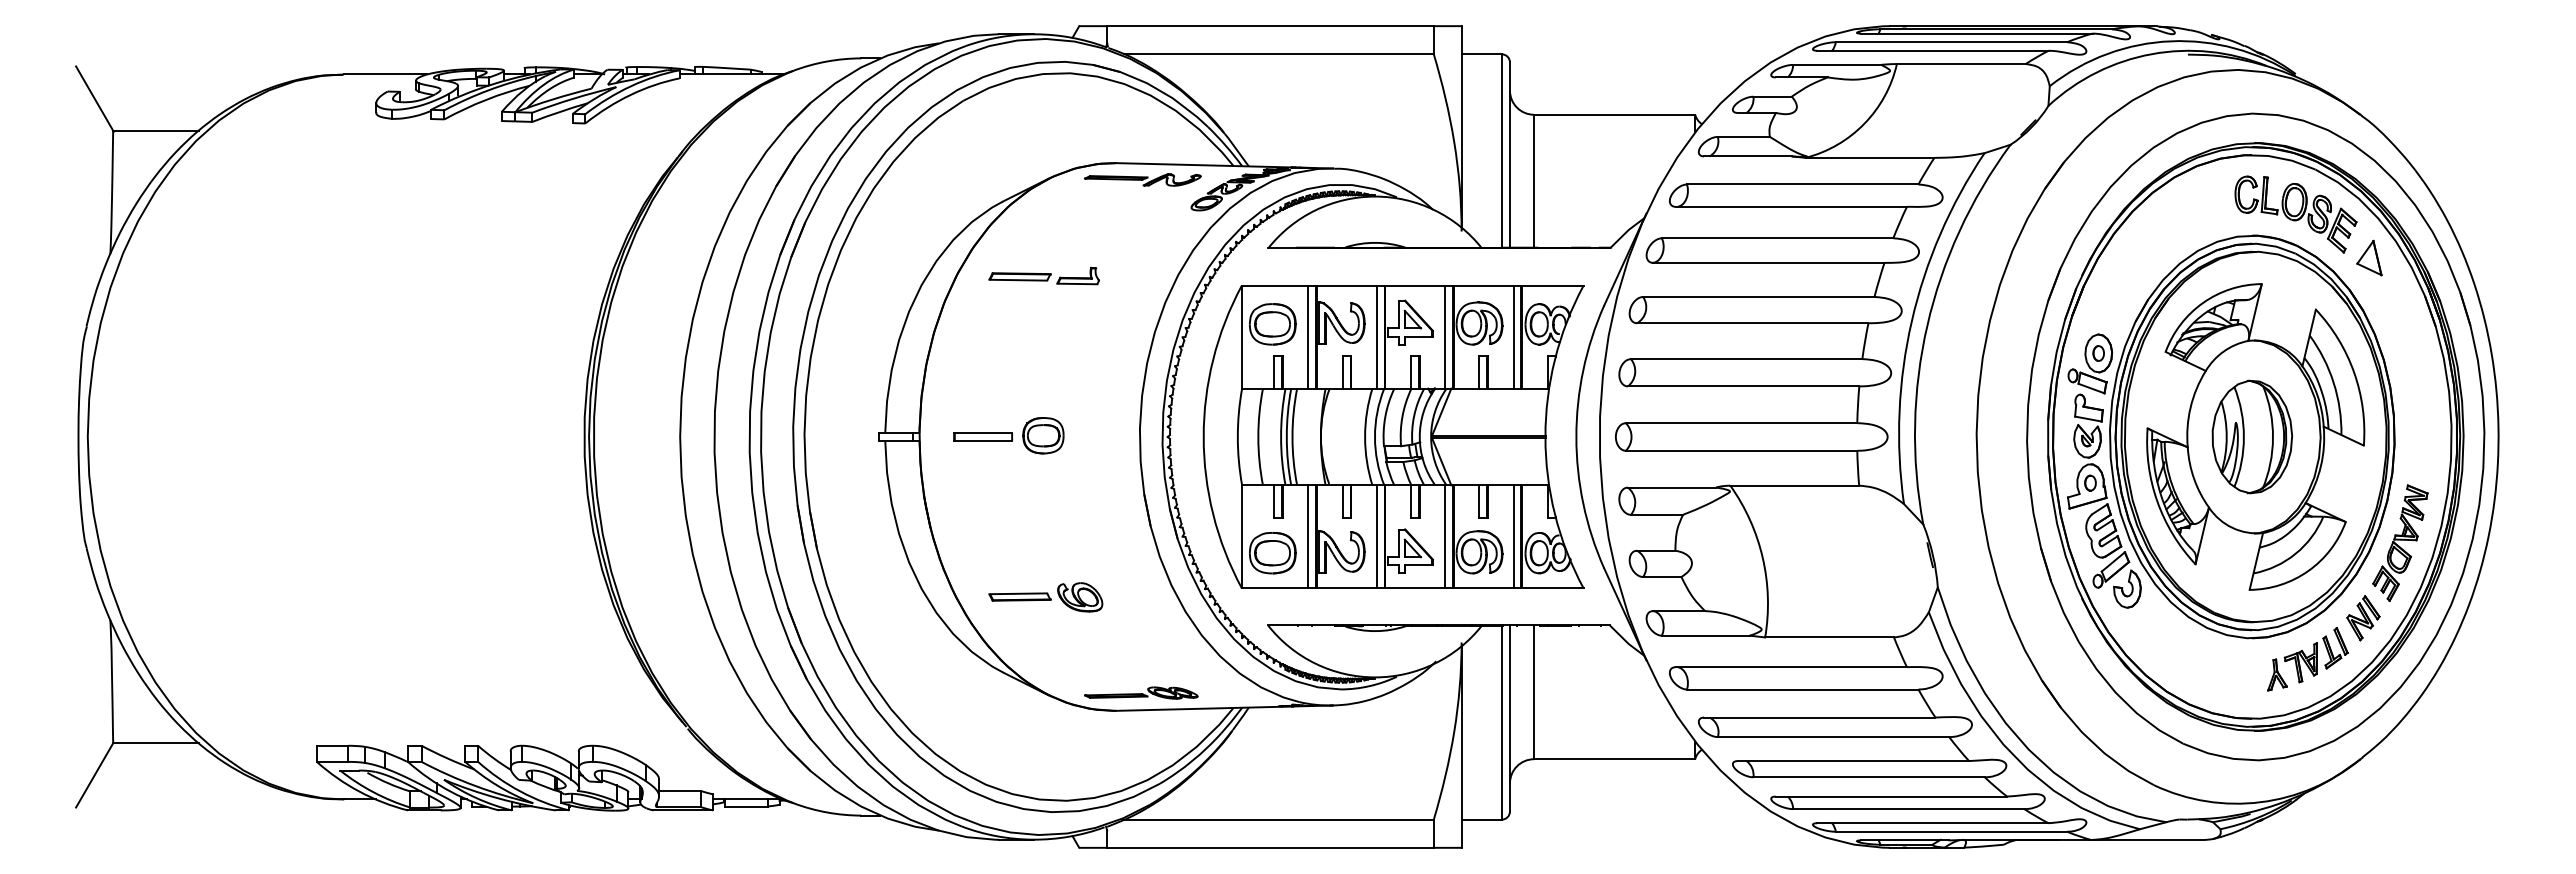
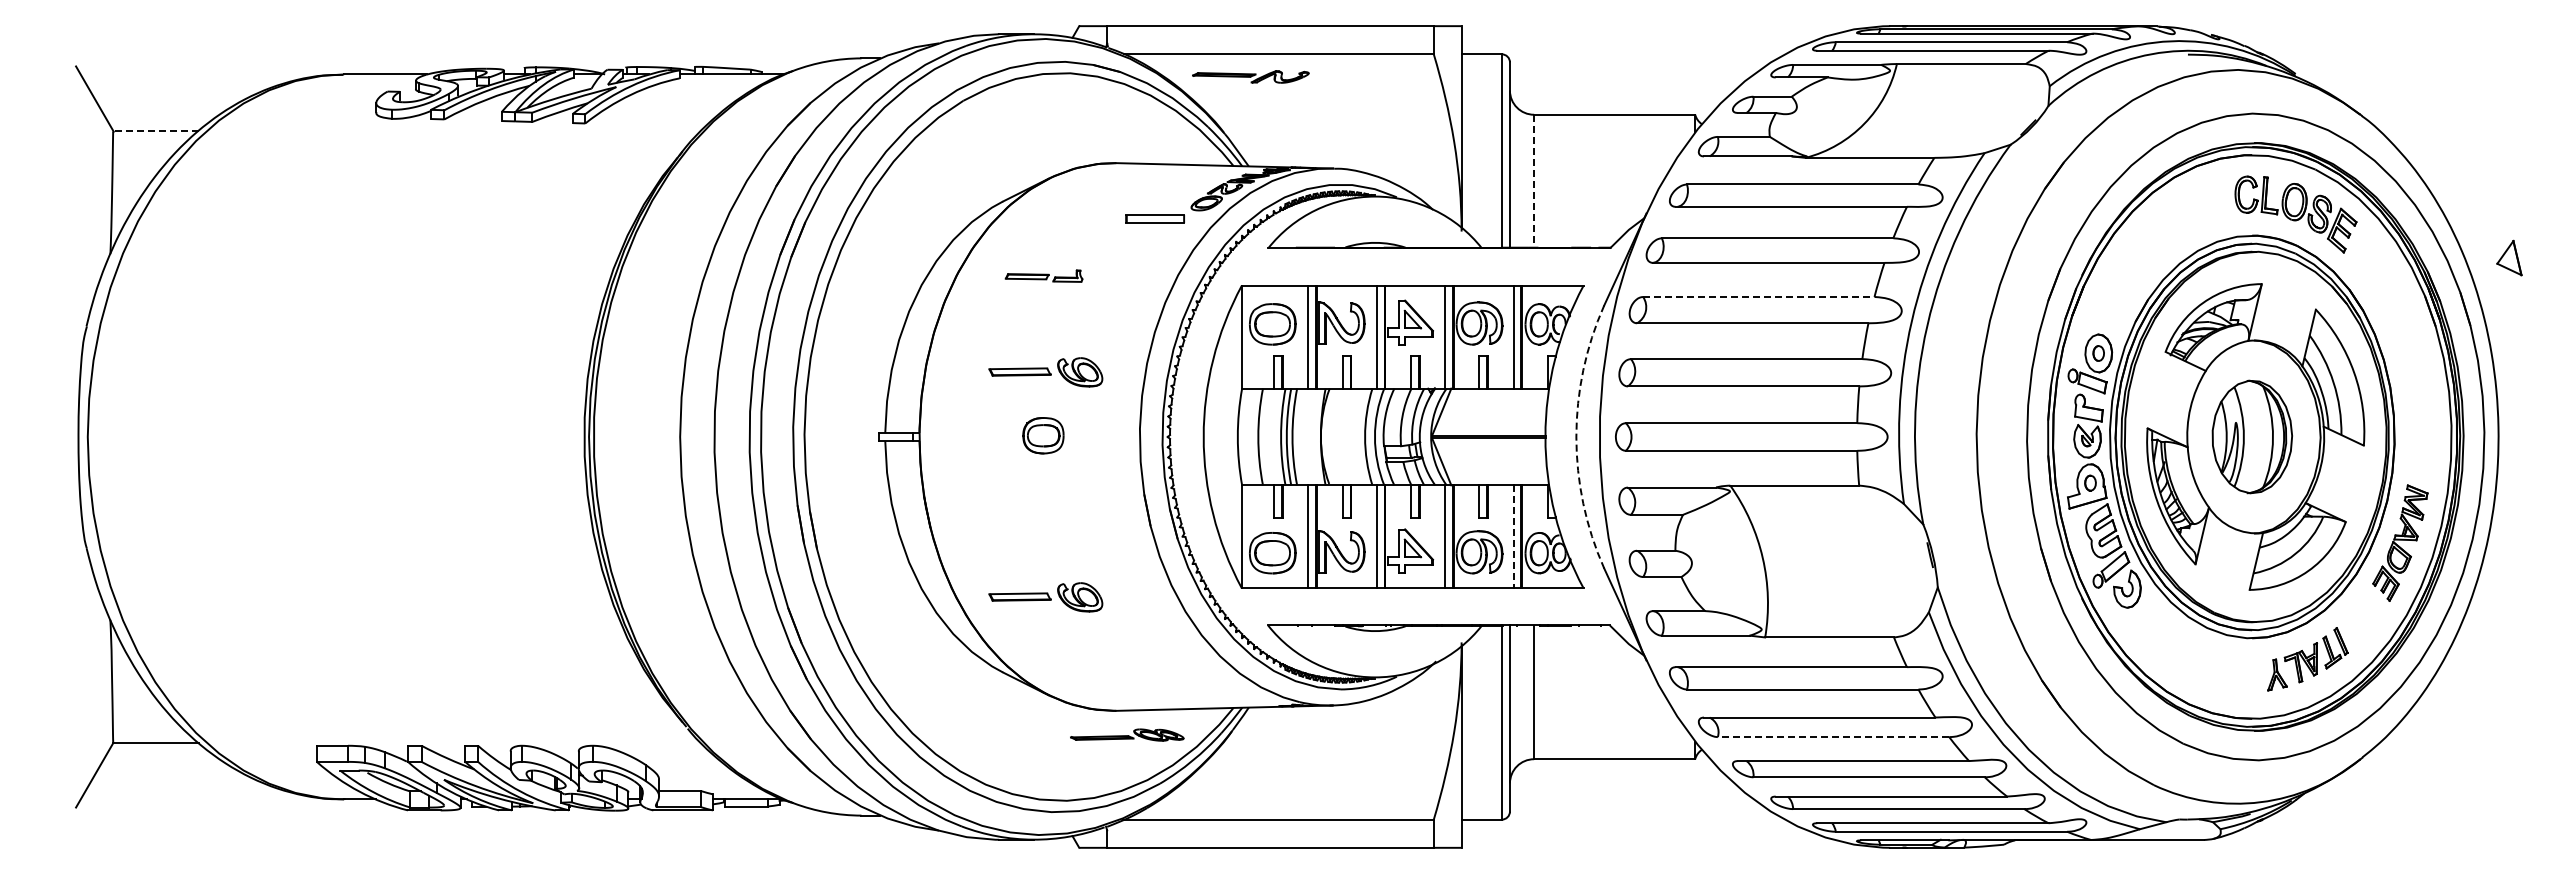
line: solid -> dashed (156, 130)
part position: (1142, 179) -> (1250, 76) (1250, 76)
line: solid -> dashed (1534, 181)
part position: (2369, 257) -> (2509, 257) (2509, 257)
part size: 112x19 px -> 80x14 px (1043, 275)
line: solid -> dashed (1758, 296)
part: none -> present (1045, 372)
part position: (982, 436) -> (1154, 218) (1154, 218)
arc: solid -> dashed (1576, 436)
line: solid -> dashed (1513, 537)
part: present -> none (2363, 618)
part position: (1141, 692) -> (1127, 734) (1127, 734)
line: solid -> dashed (1833, 737)
